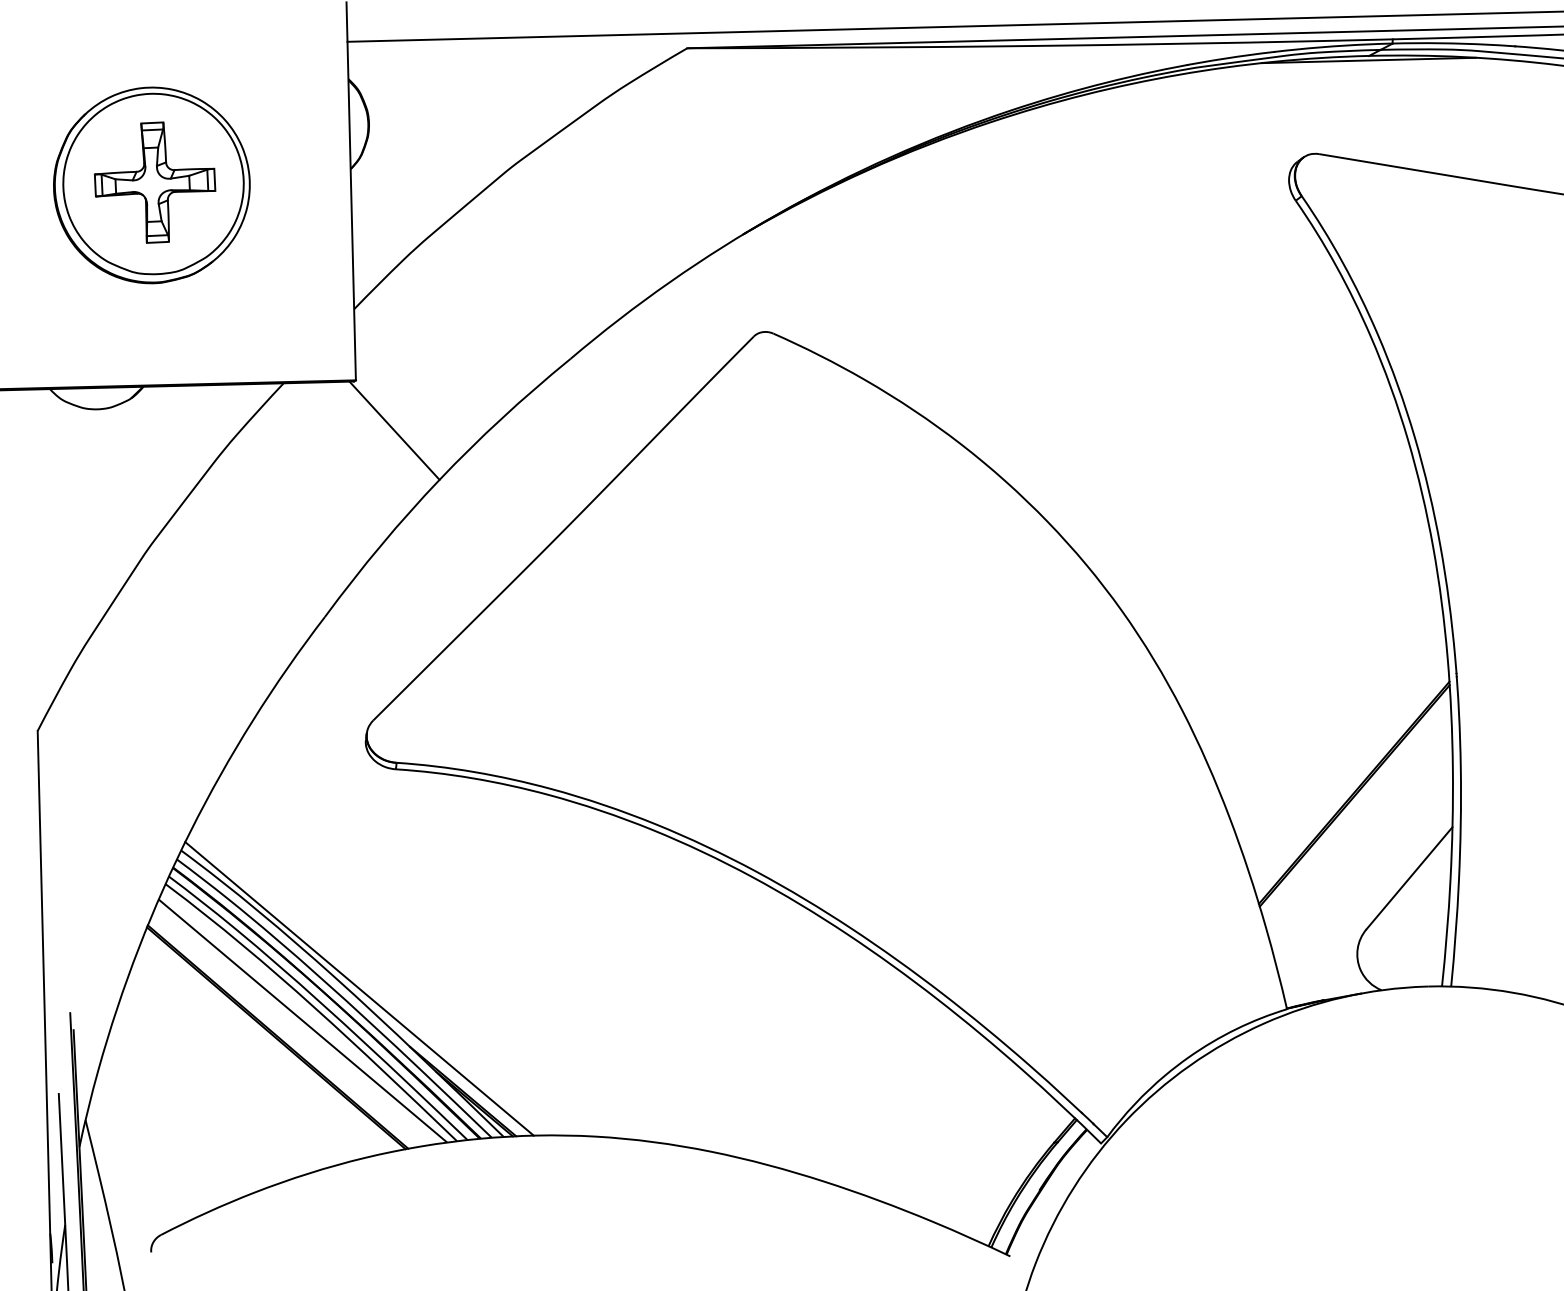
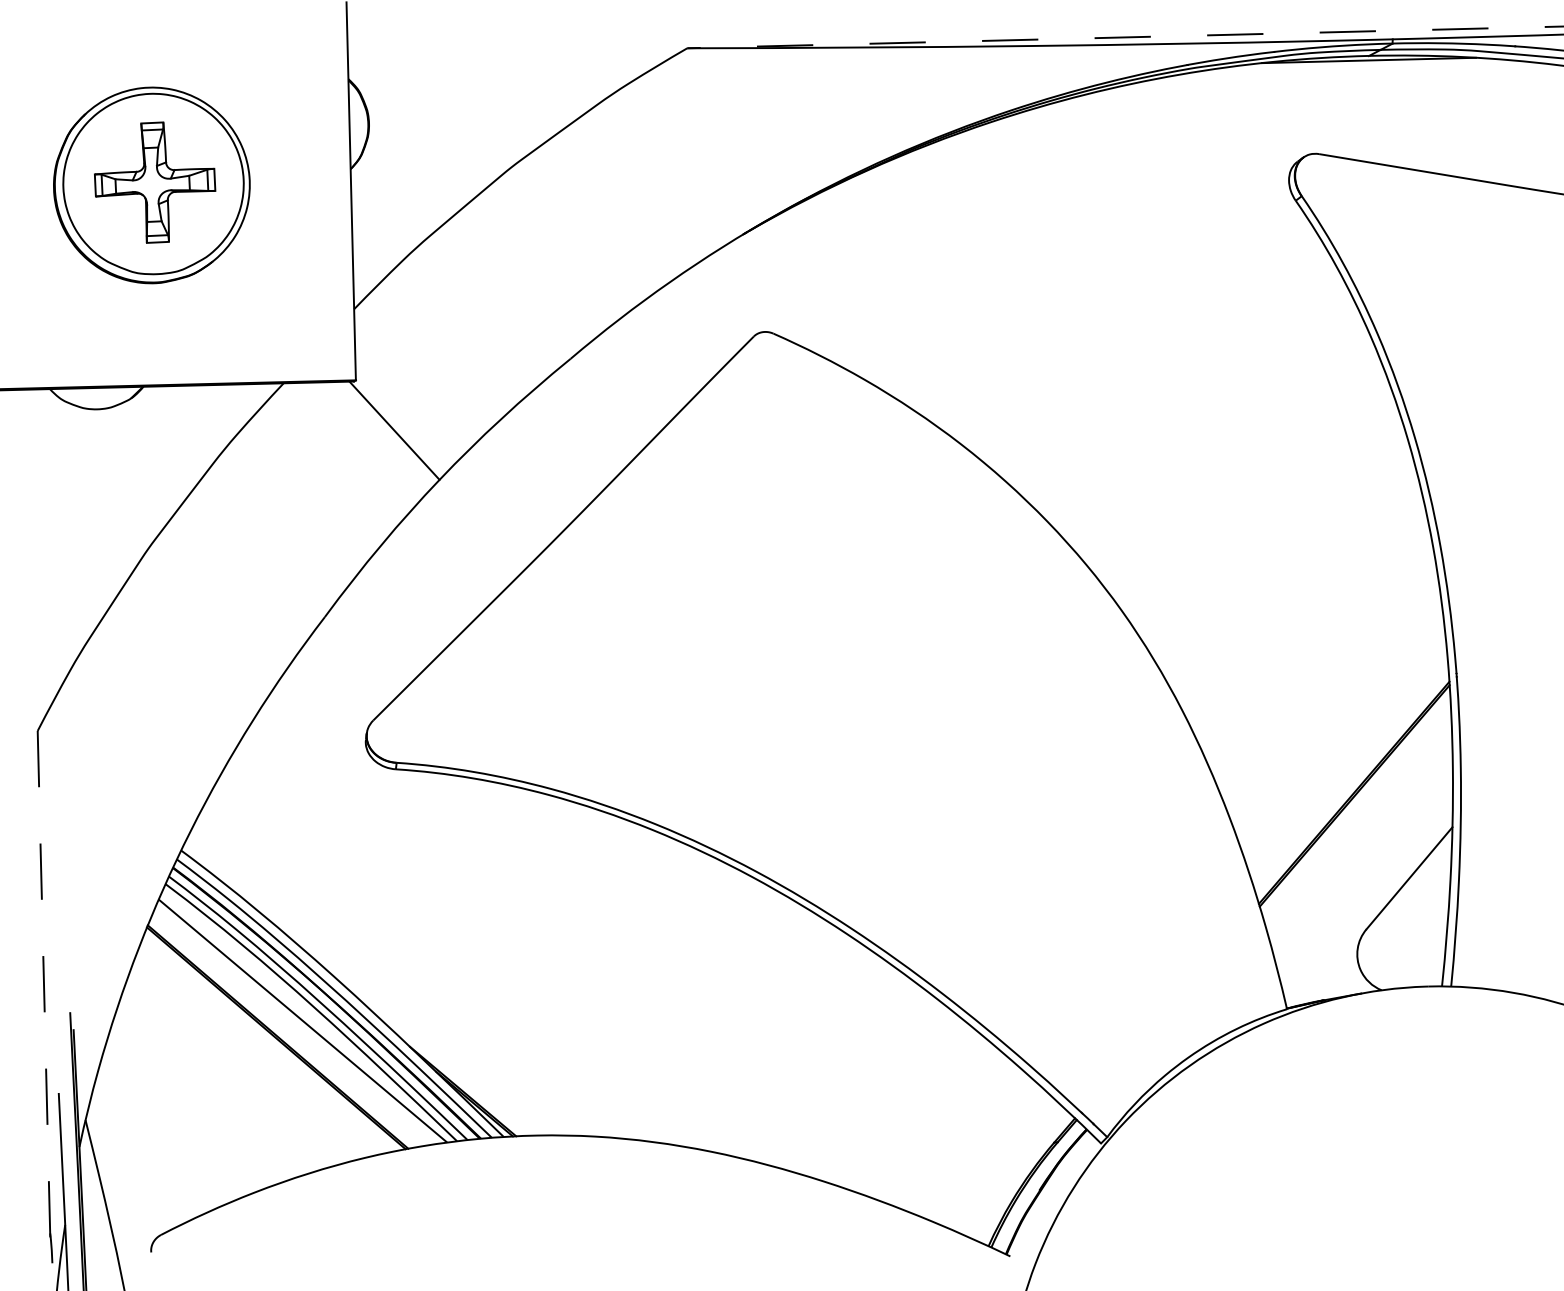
line: present -> none (953, 26)
line: solid -> dashed (1124, 37)
line: present -> none (359, 988)
line: solid -> dashed (44, 1010)
